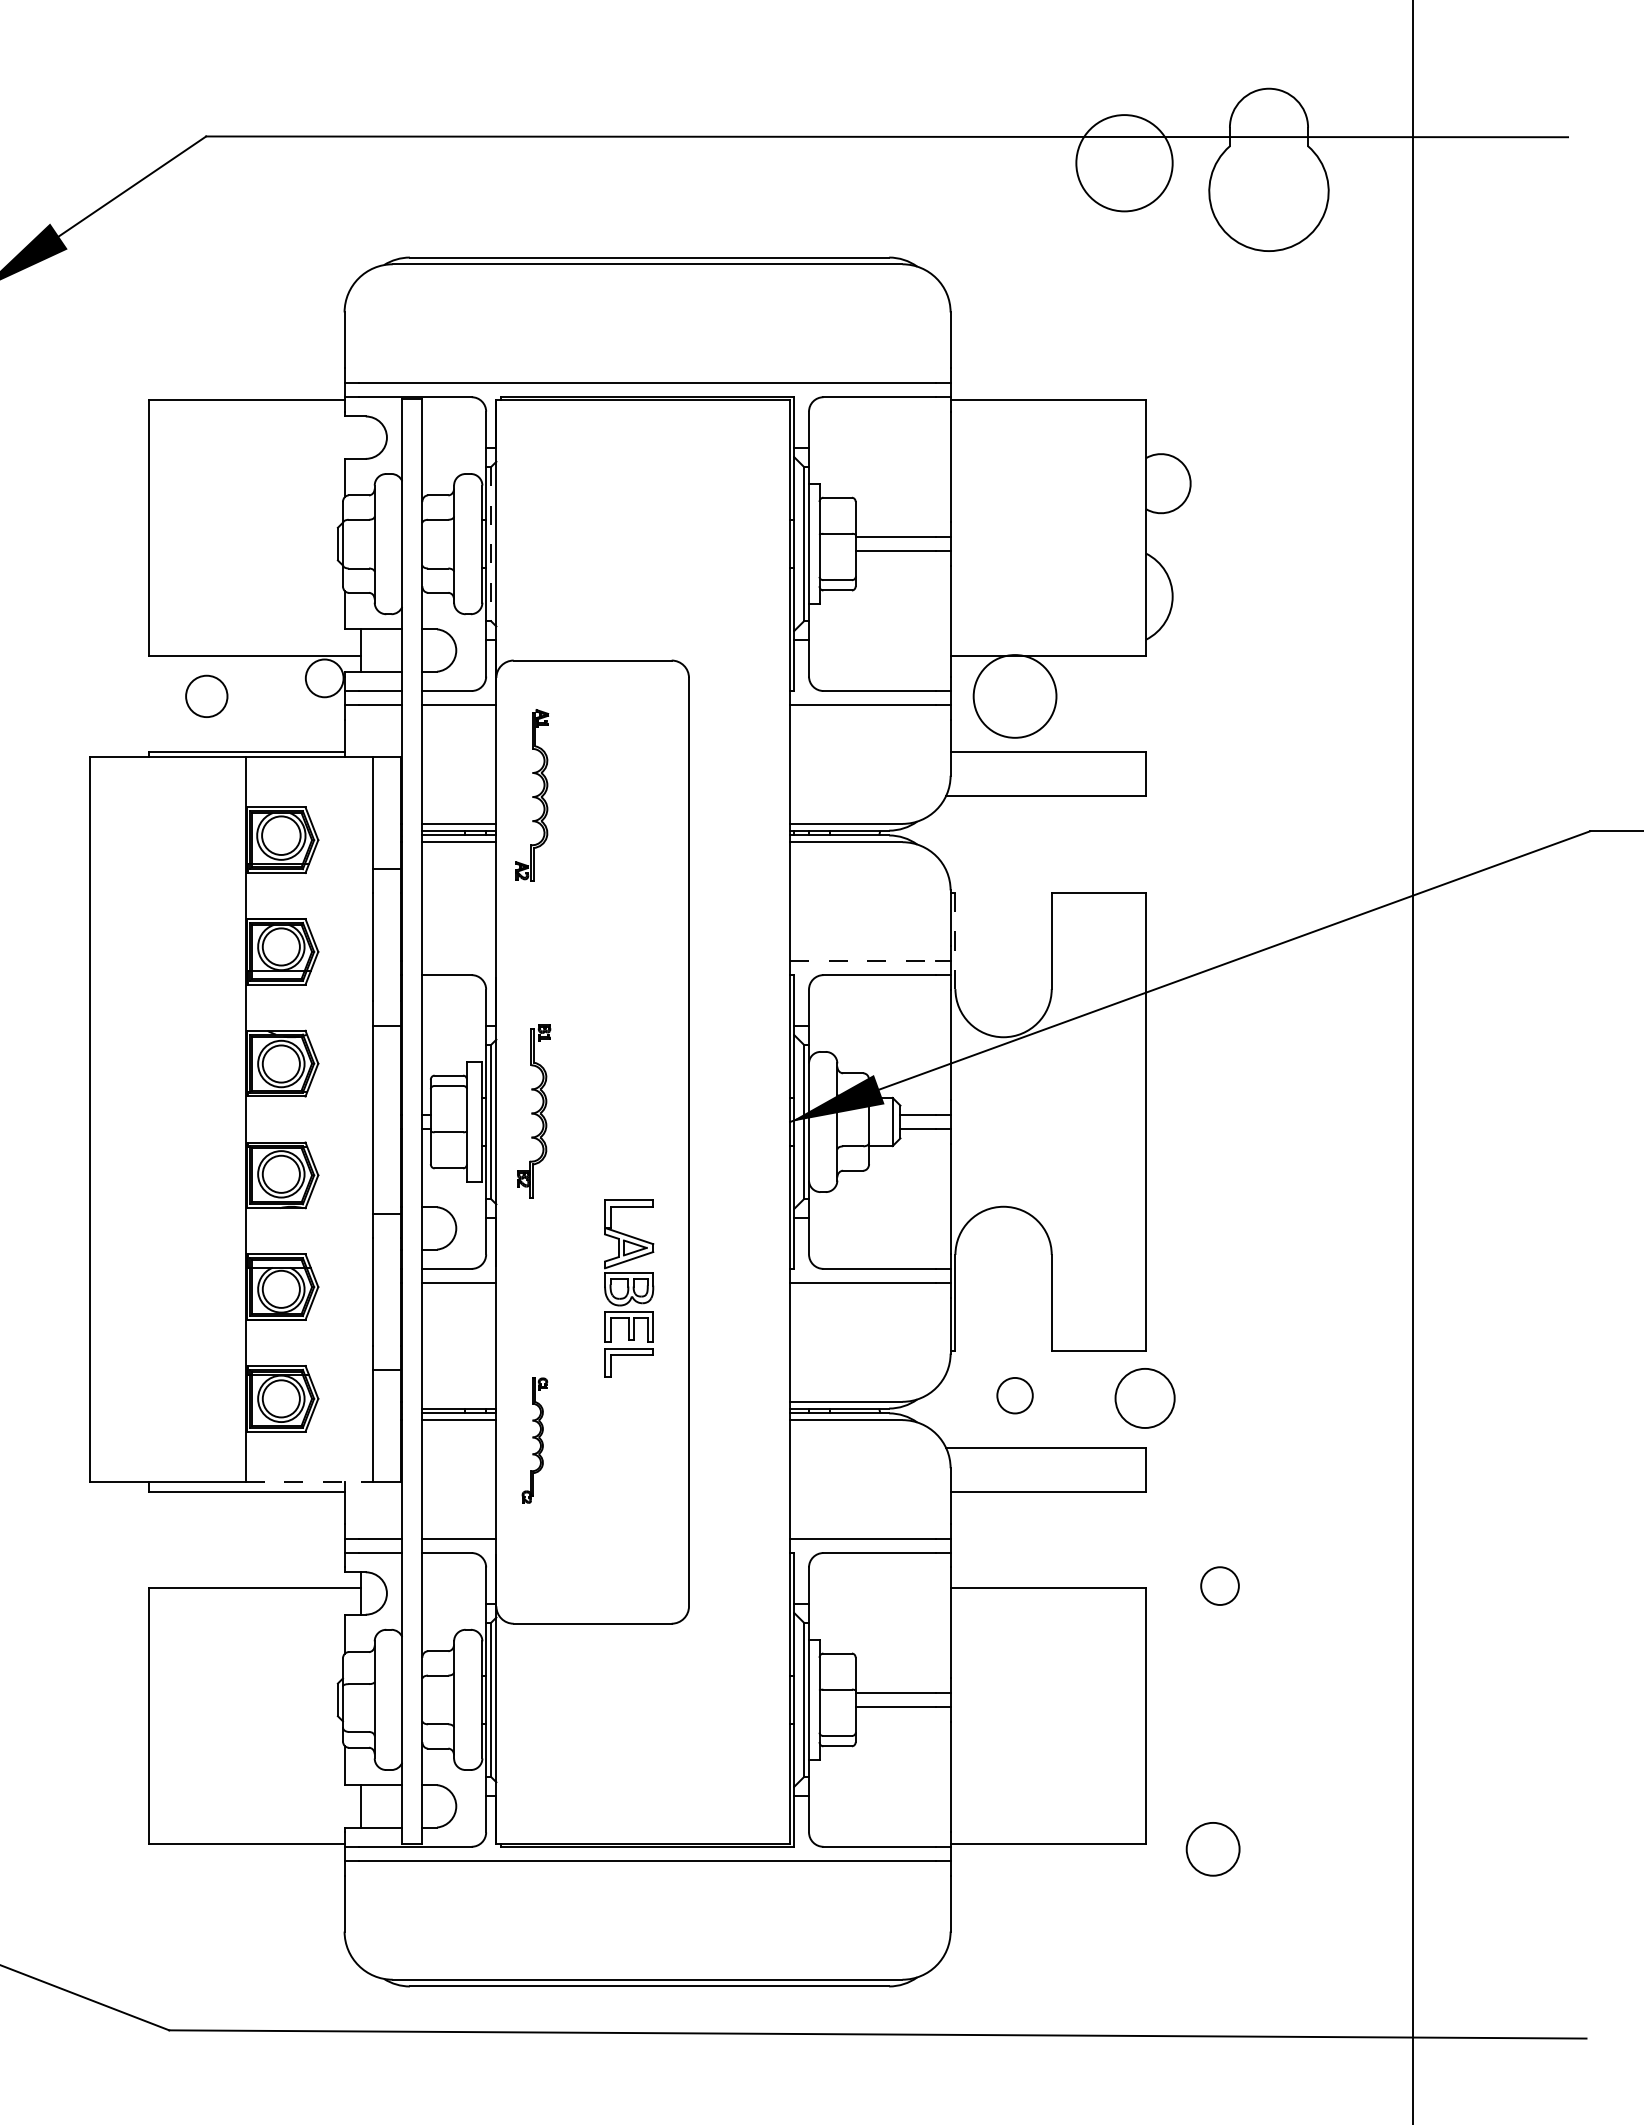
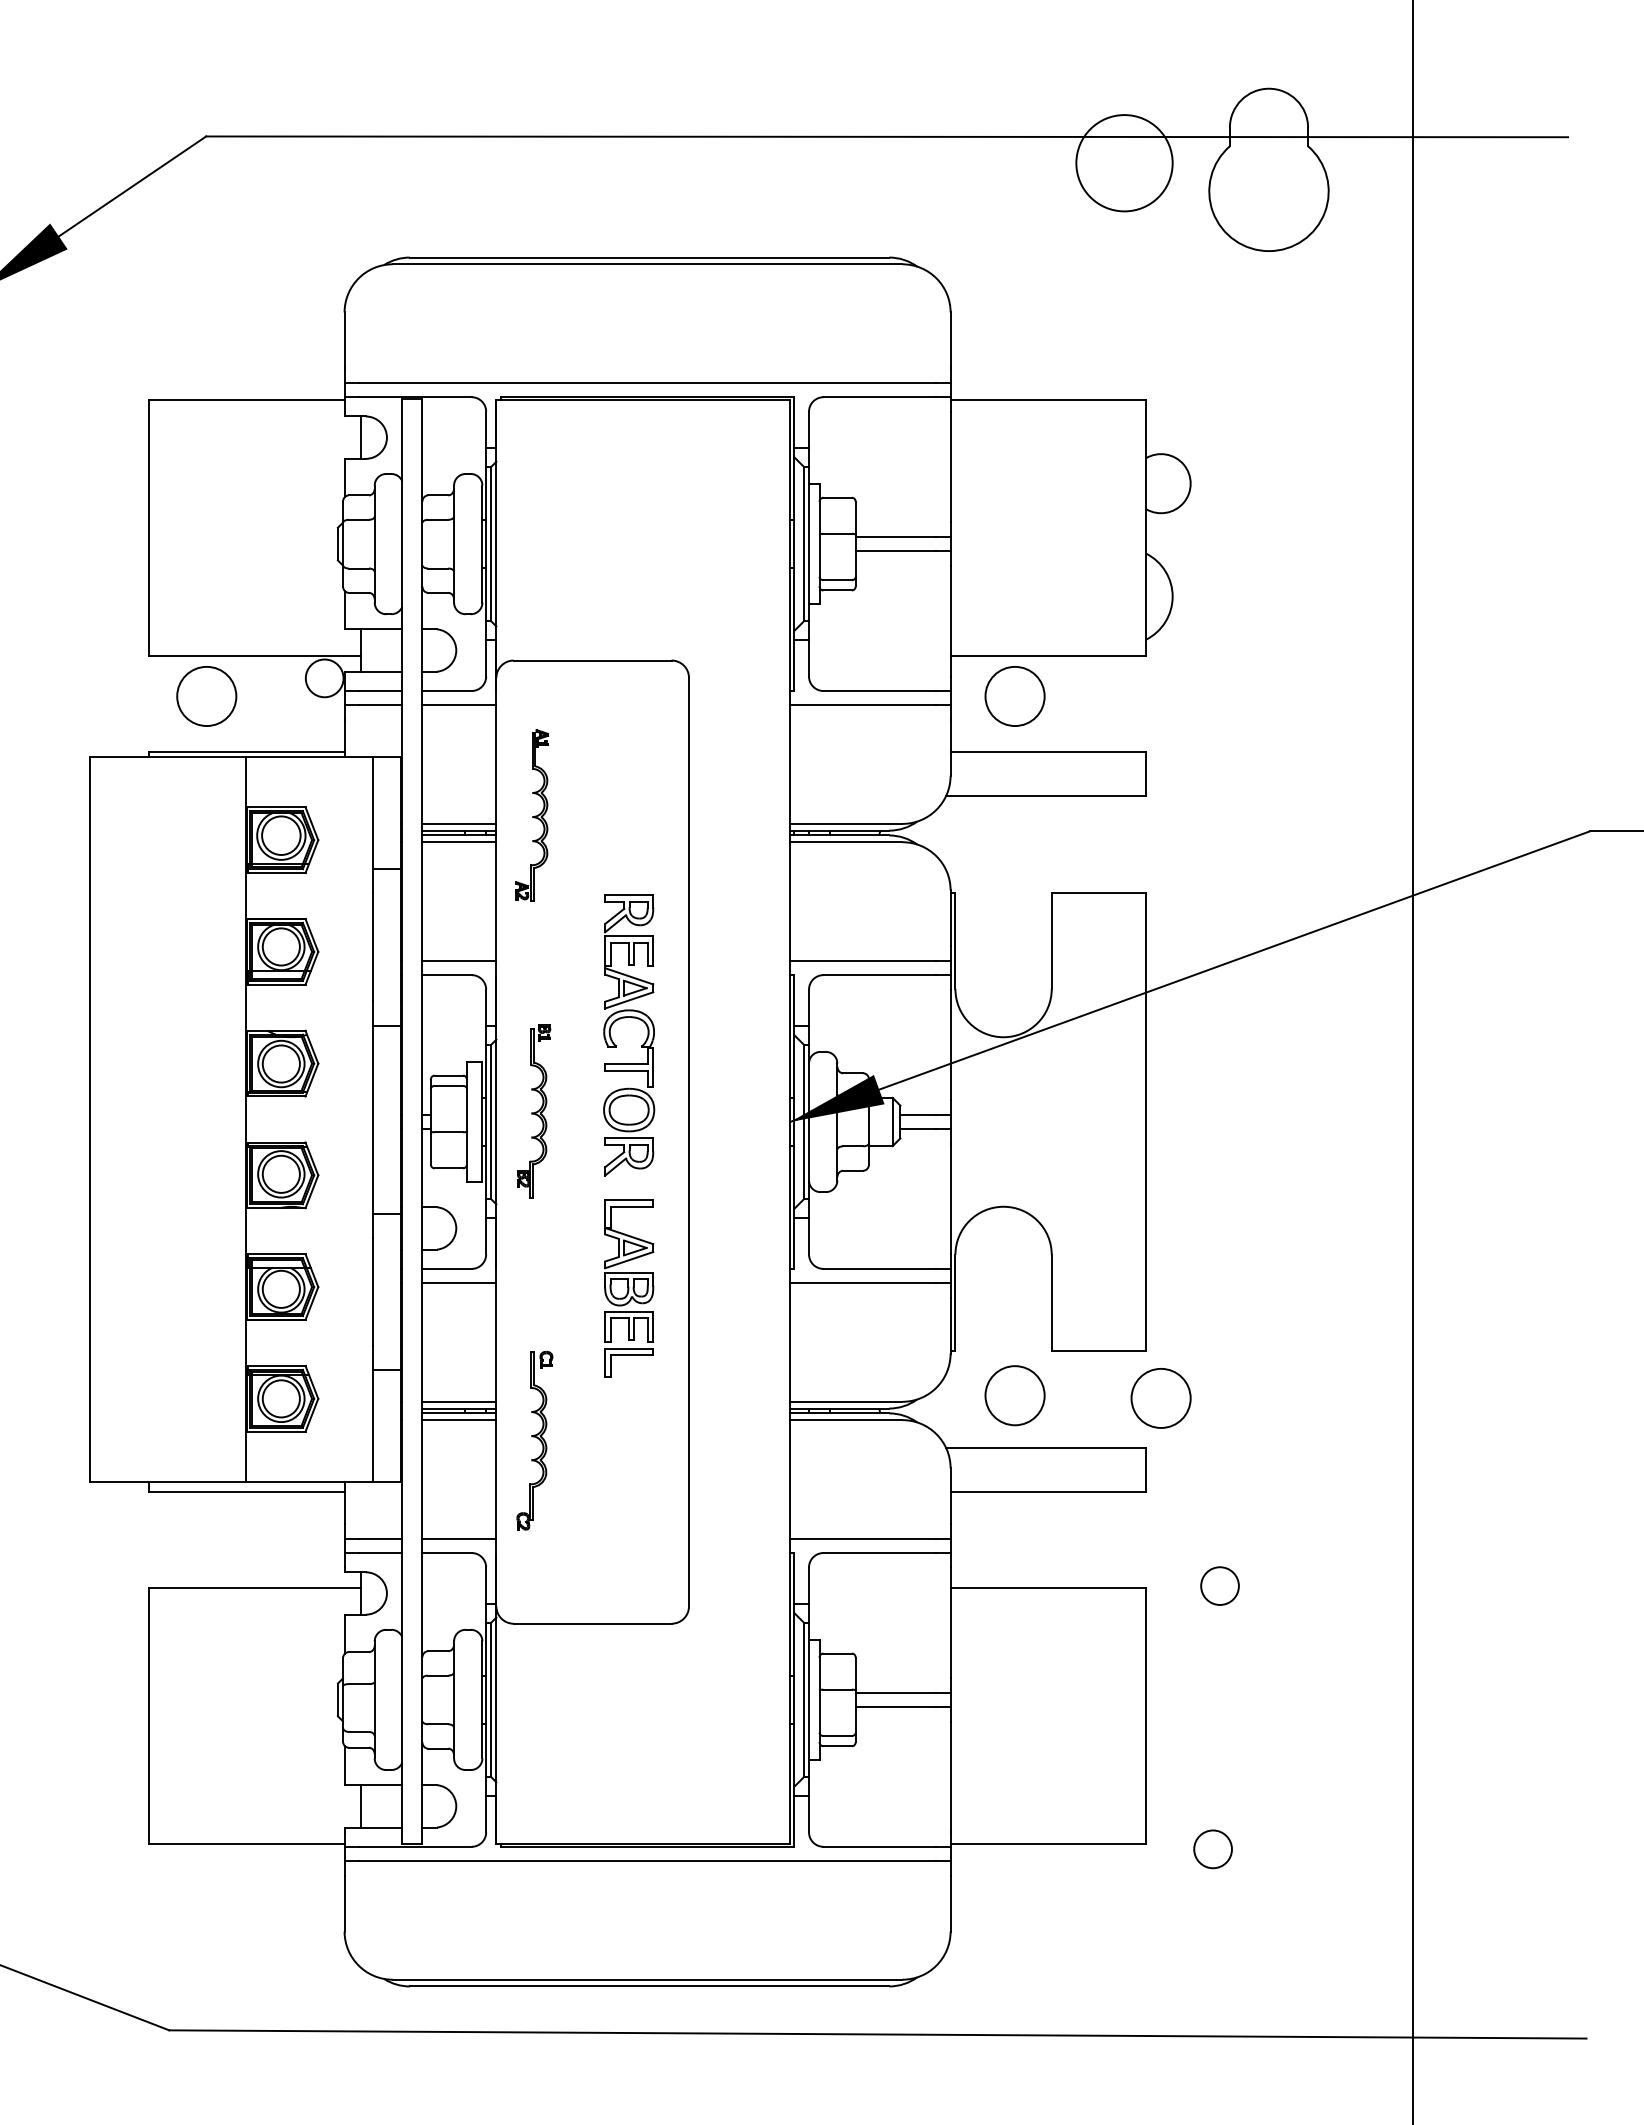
line: none -> present (361, 437)
line: dashed -> solid (491, 544)
circle diameter: 41 px -> 59 px (206, 696)
circle diameter: 83 px -> 59 px (1014, 696)
part position: (532, 795) -> (532, 815) (532, 815)
line: dashed -> solid (955, 940)
line: none -> present (459, 960)
line: dashed -> solid (863, 960)
part: none -> present (641, 1045)
circle diameter: 35 px -> 59 px (1014, 1395)
circle position: (1144, 1398) -> (1160, 1398) (1160, 1398)
line: none -> present (459, 1401)
part size: 28x127 px -> 38x181 px (534, 1440)
line: dashed -> solid (309, 1482)
circle size: 56x55 px -> 40x41 px (1212, 1849)
